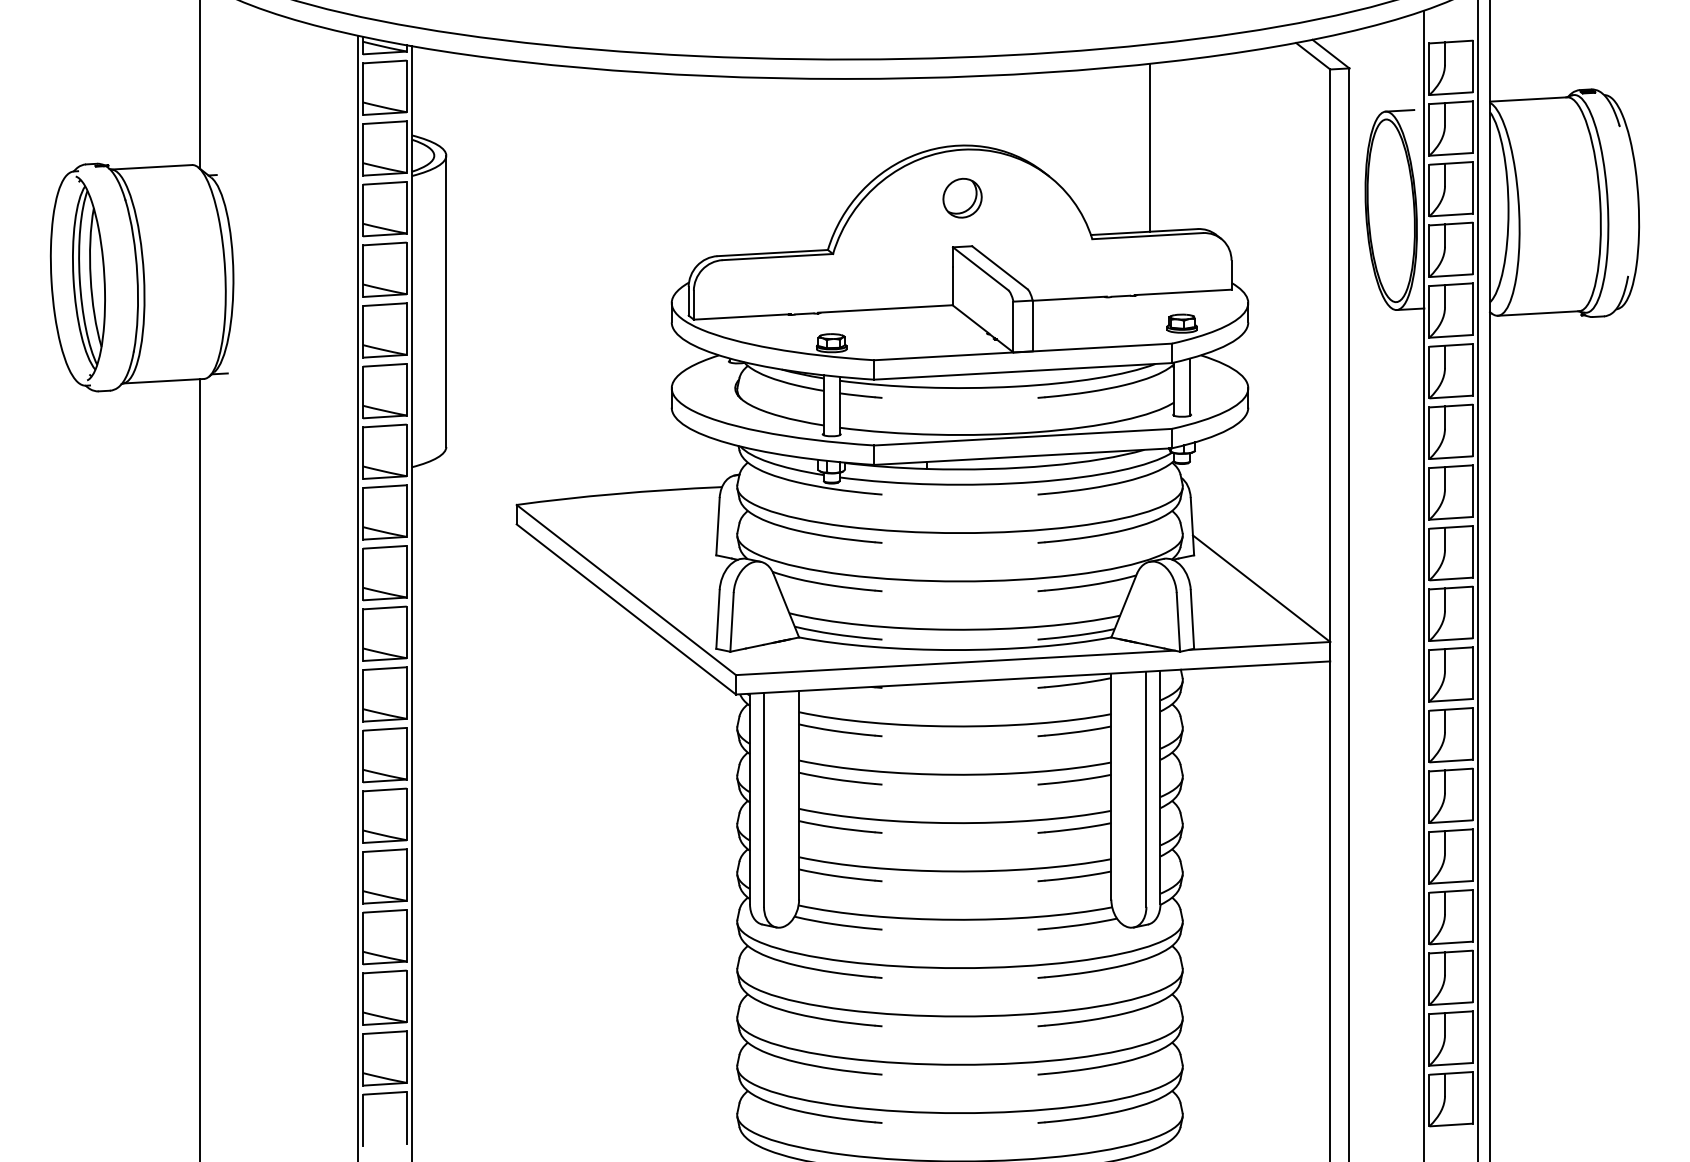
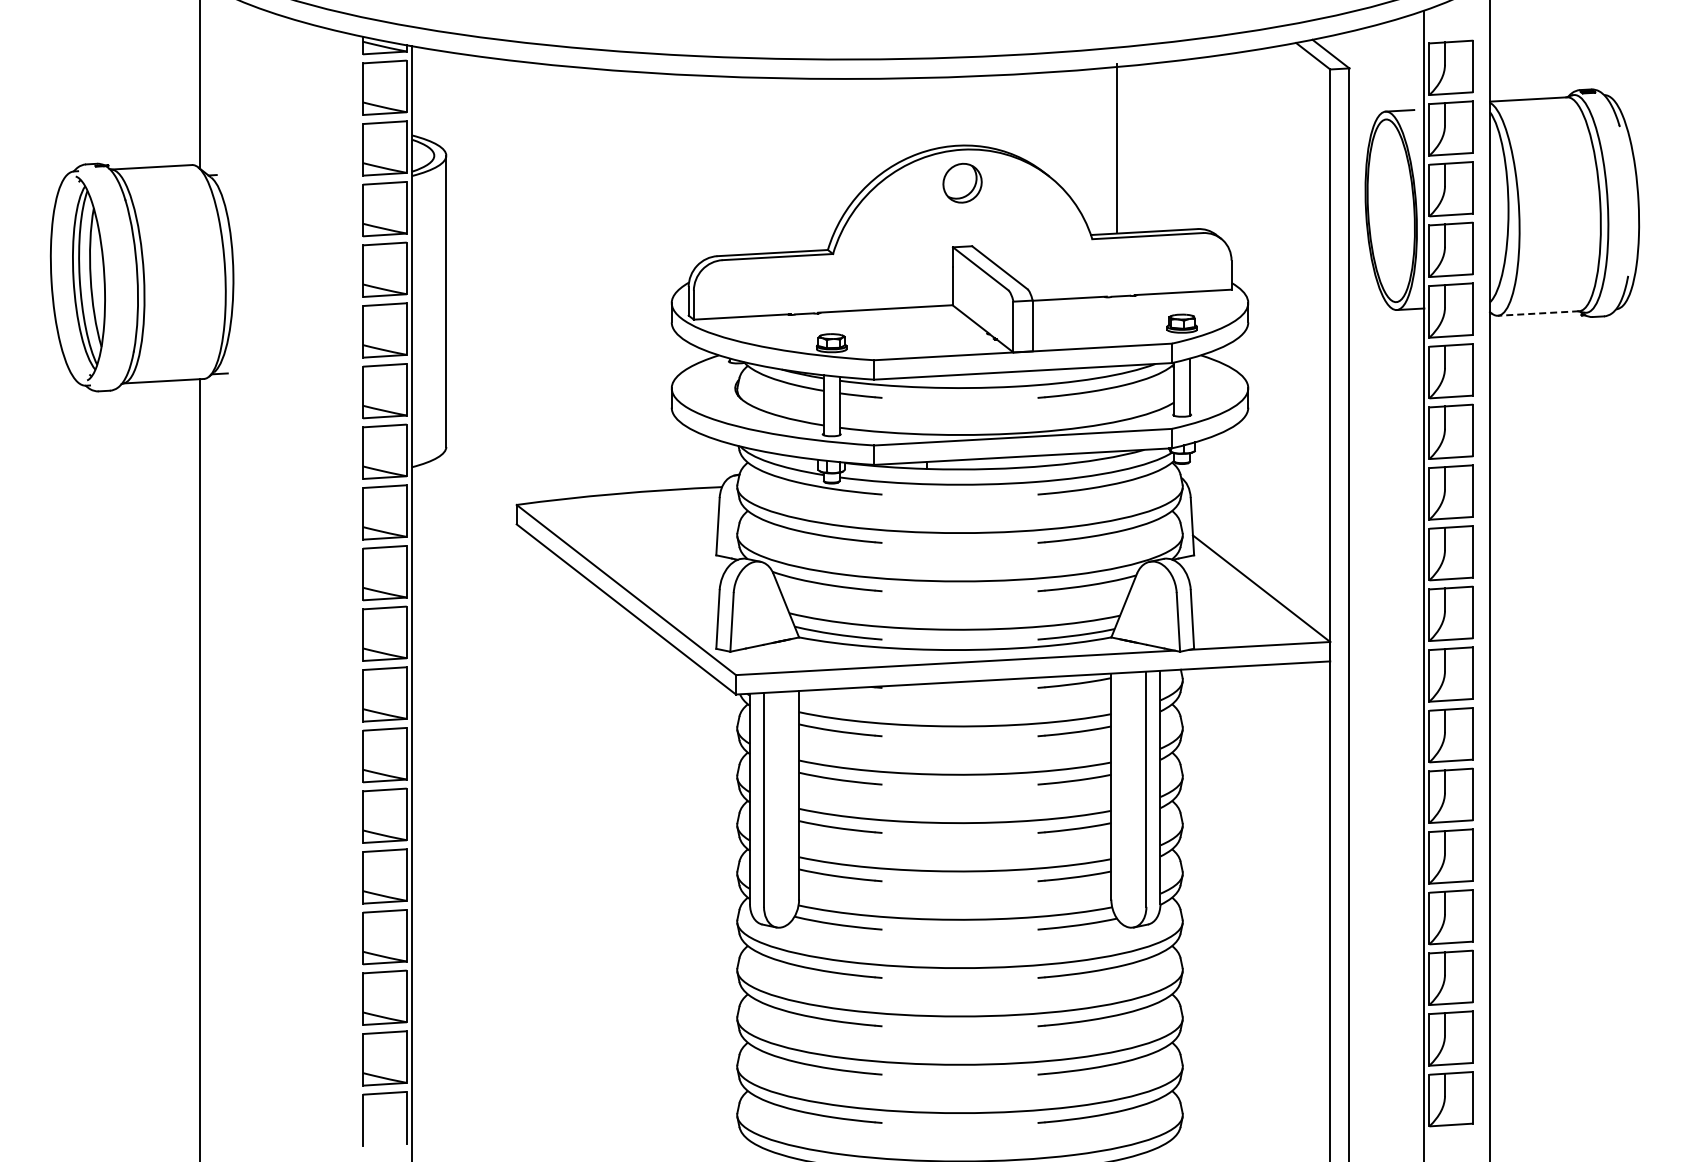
line position: (1149, 147) -> (1116, 147) (1116, 147)
part position: (962, 197) -> (962, 182) (962, 182)
line: solid -> dashed (1538, 313)
line: present -> none (1478, 580)
line: present -> none (357, 596)
